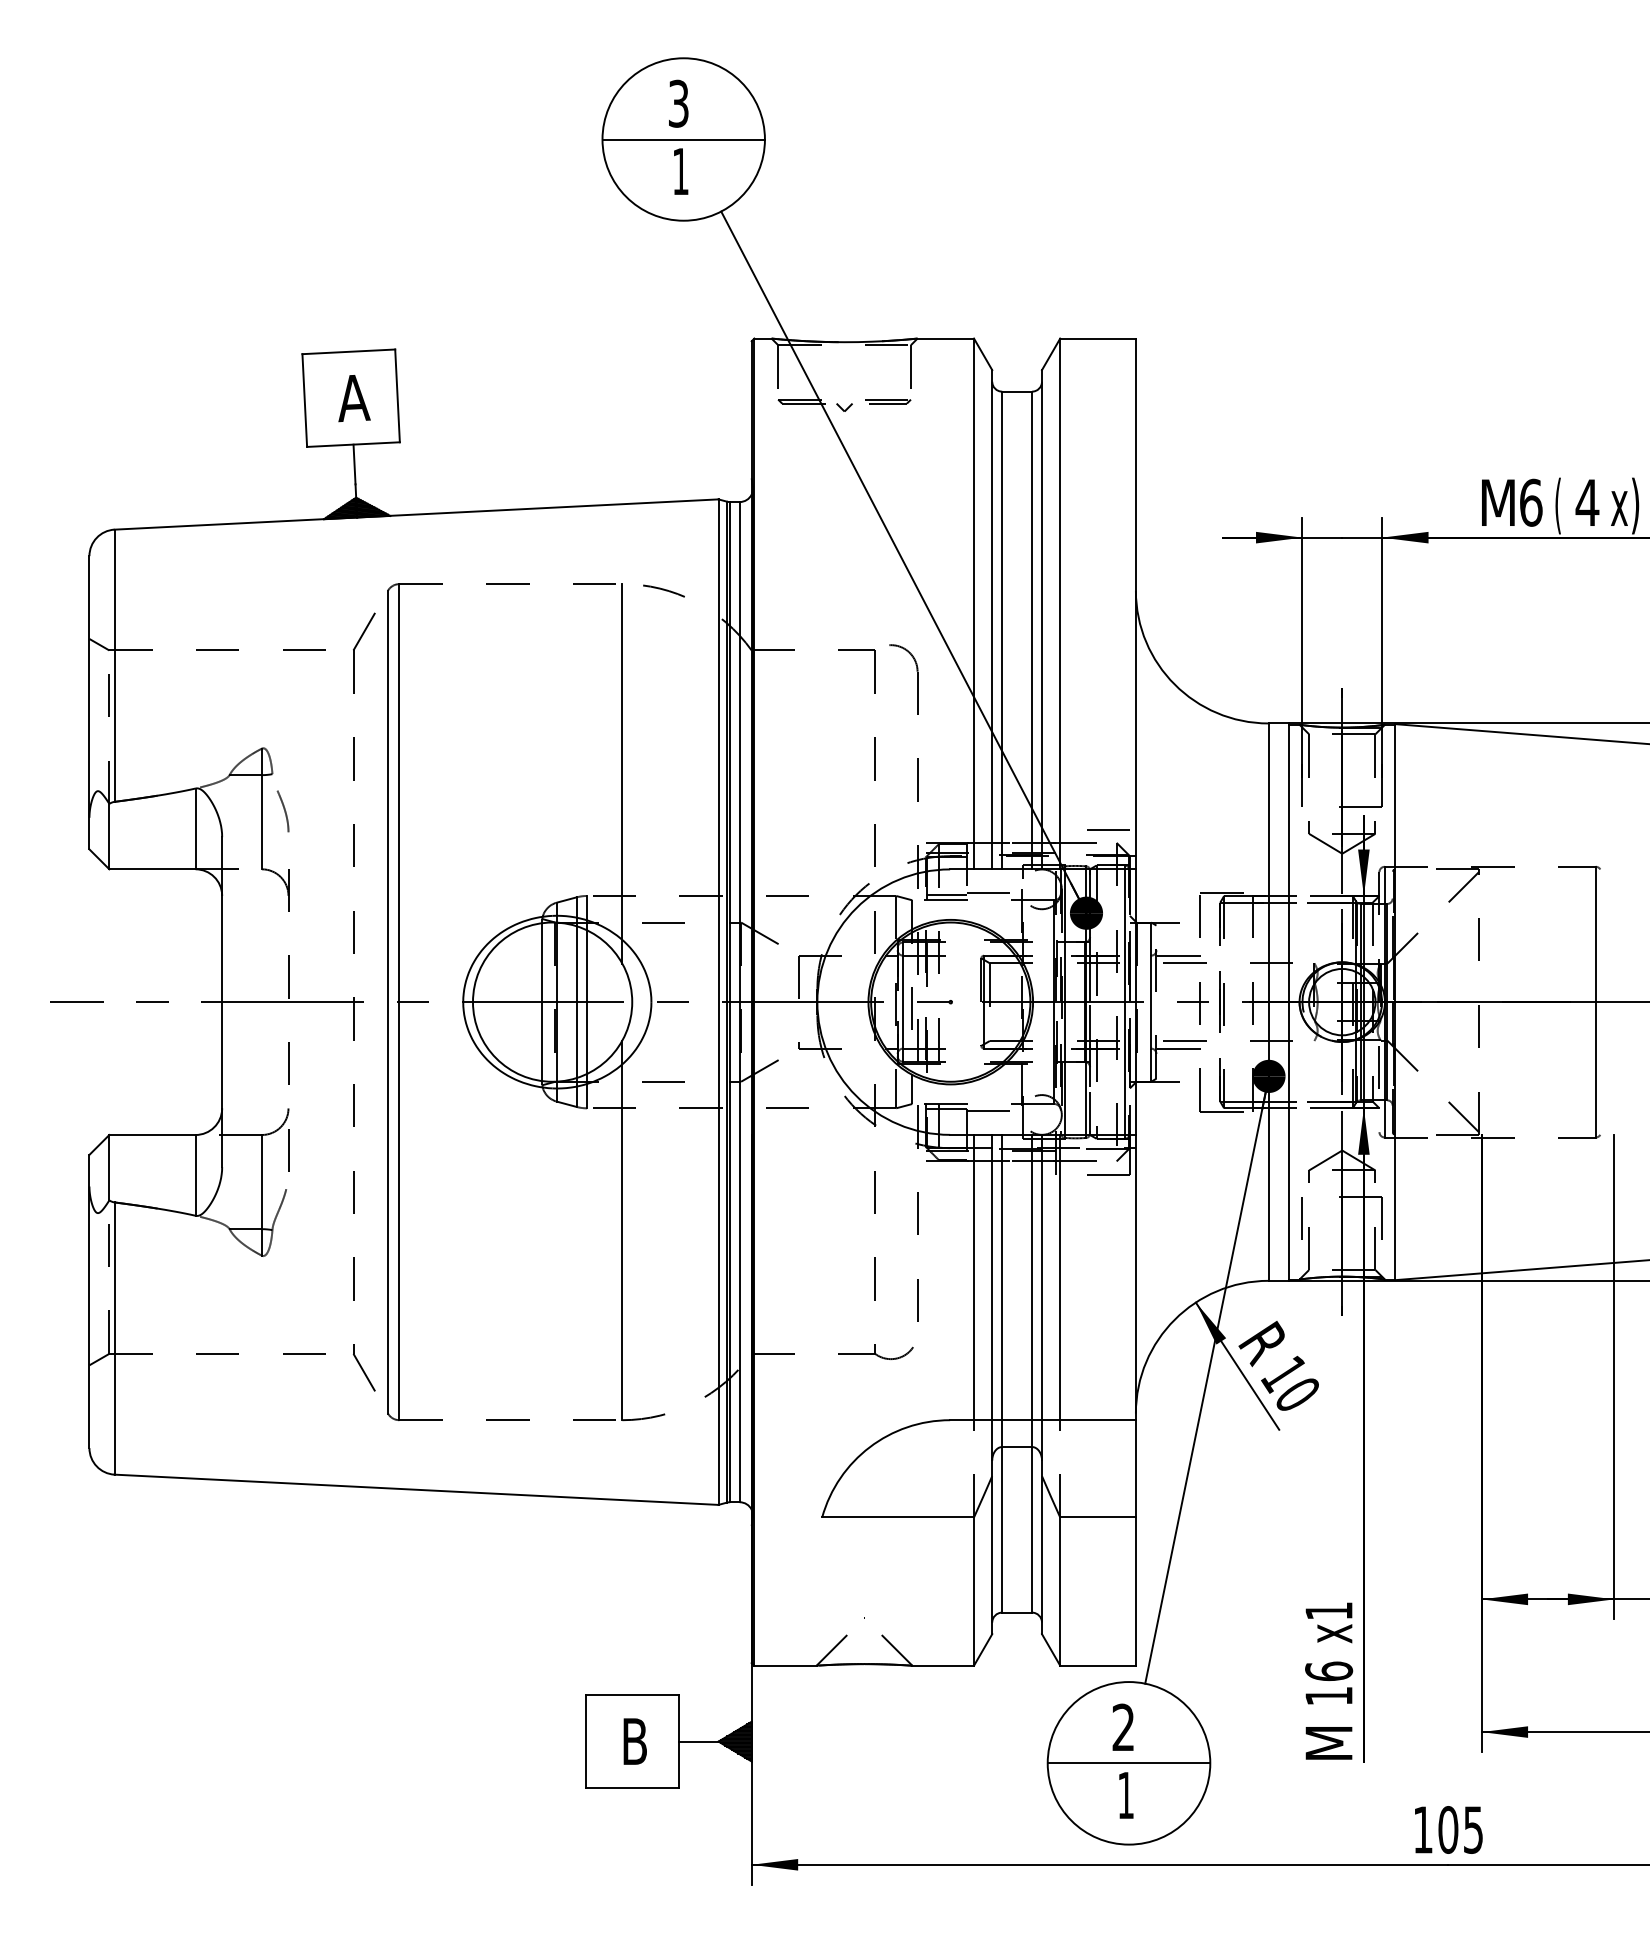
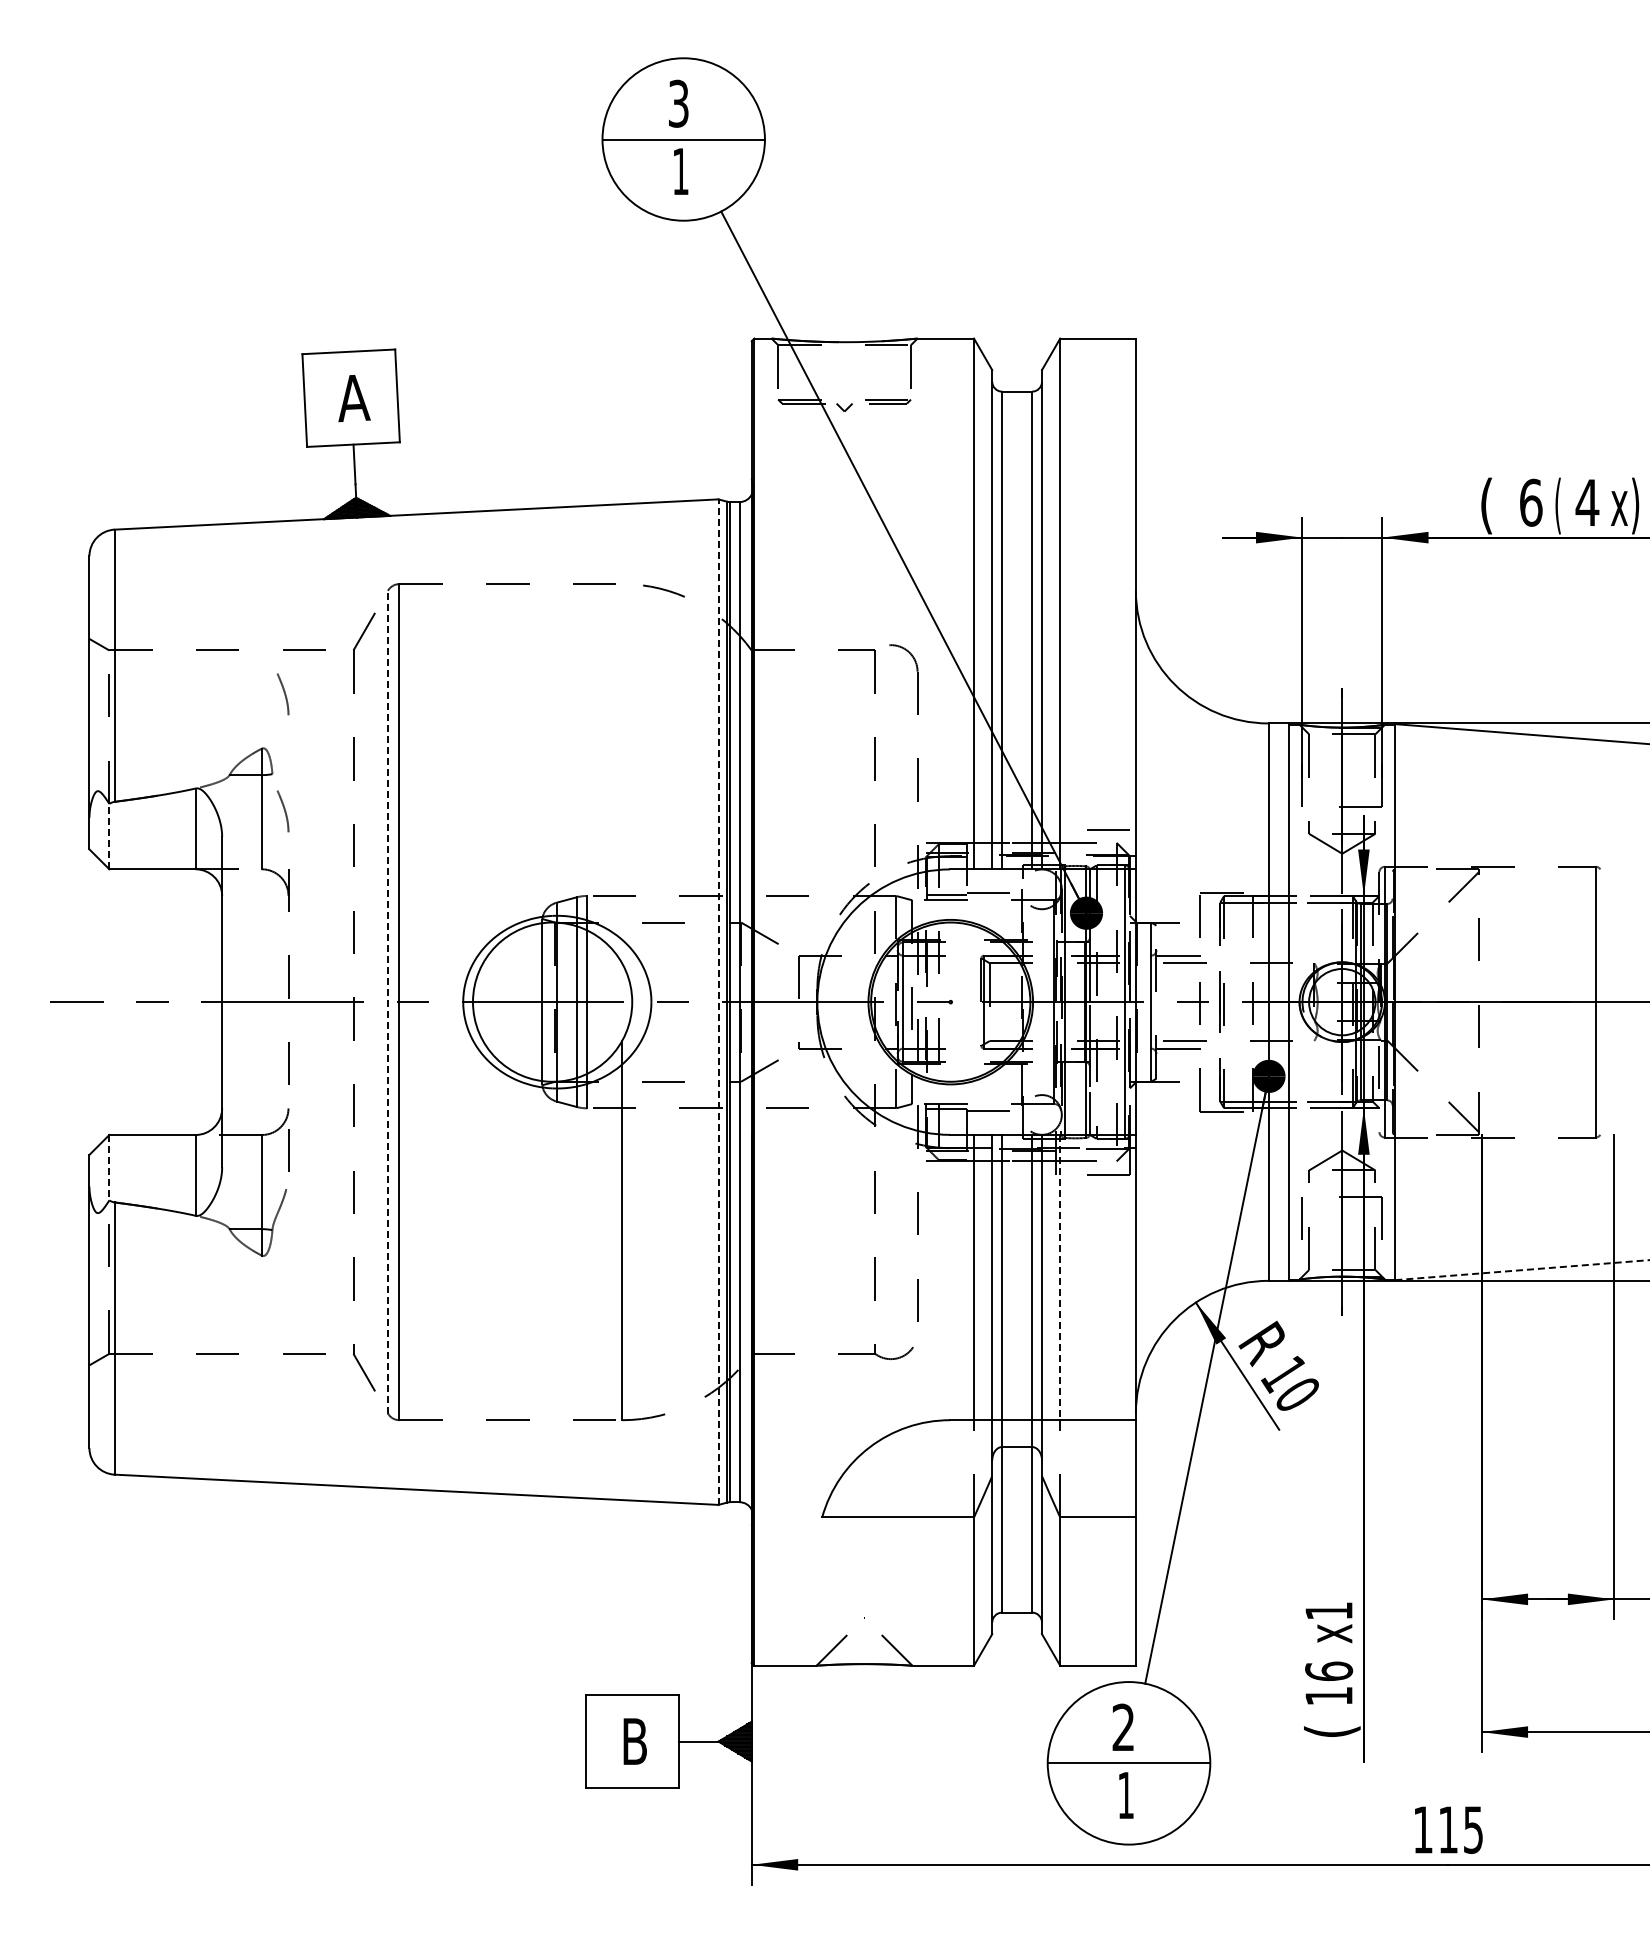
text: M -> ( (1497, 505)
curve: none -> present (284, 694)
line: present -> none (622, 773)
line: solid -> dashed (109, 836)
line: solid -> dashed (387, 1001)
line: solid -> dashed (718, 1002)
line: solid -> dashed (109, 1167)
line: solid -> dashed (1522, 1270)
line: solid -> dashed (1060, 1277)
text: M -> ( (1332, 1742)
text: 105 -> 115 (1448, 1829)
